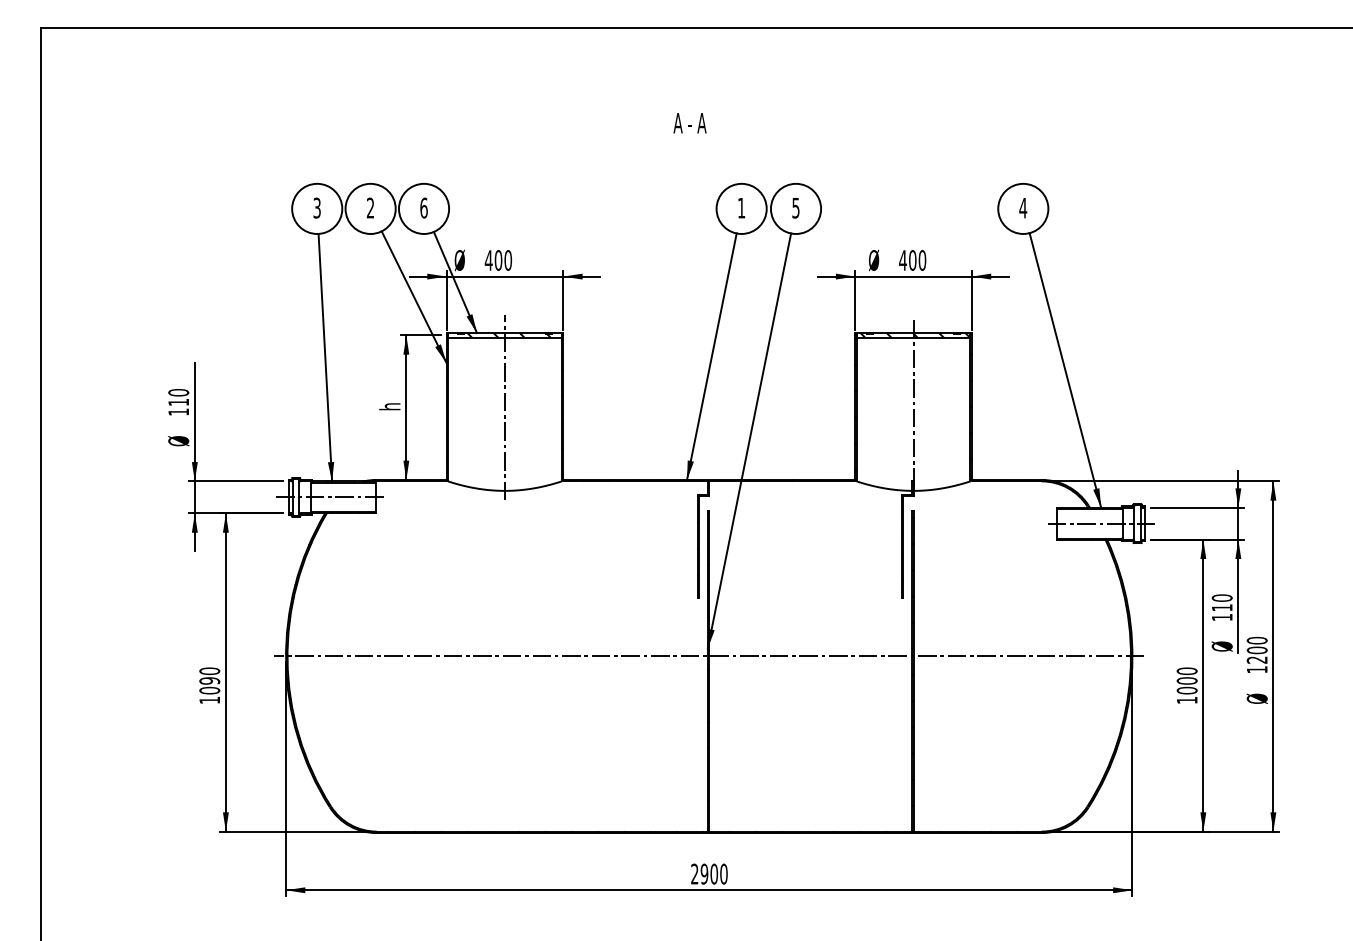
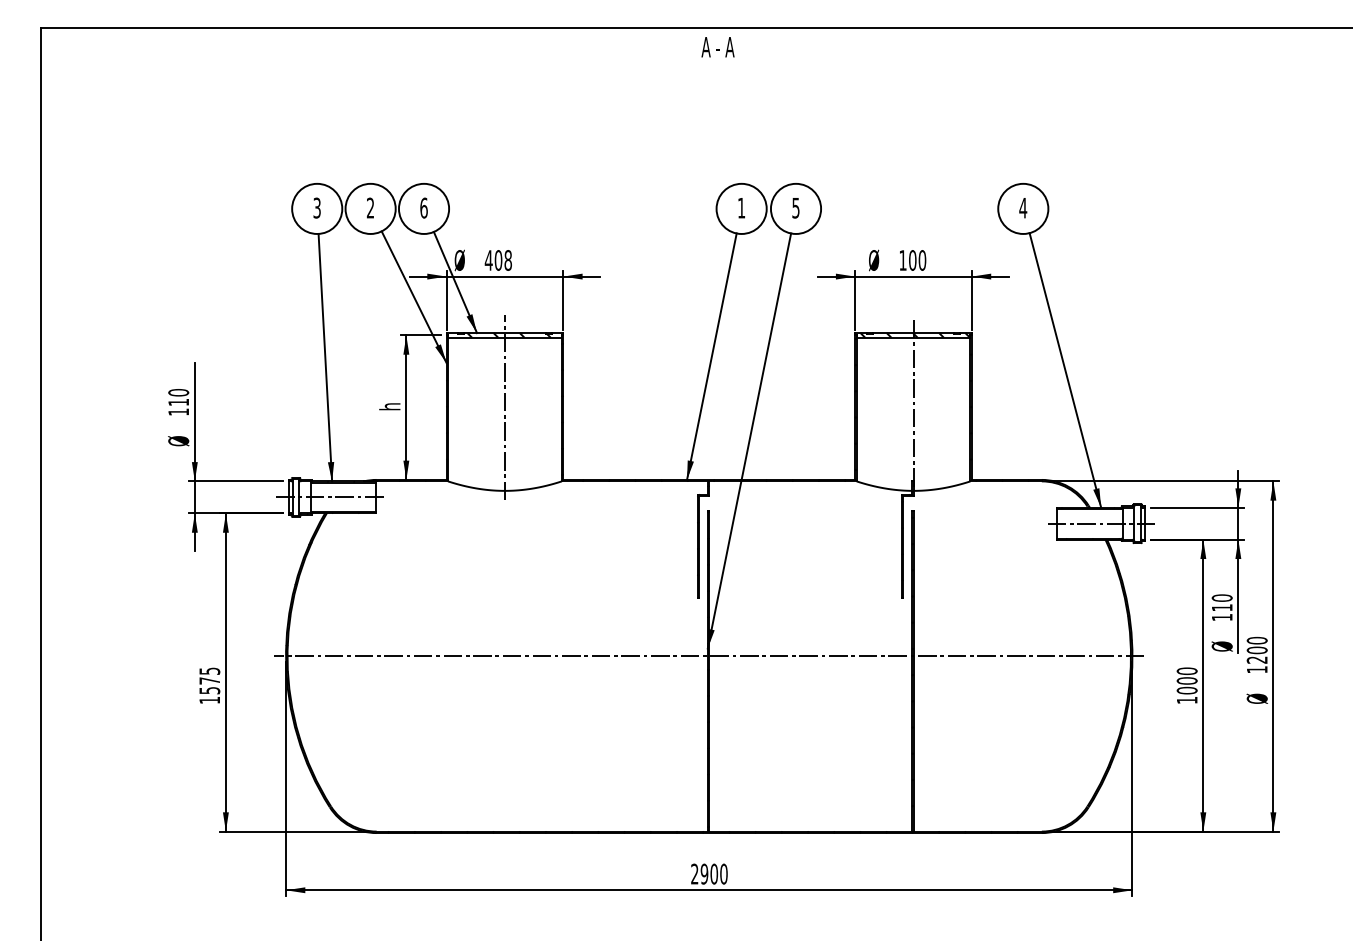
text position: (689, 123) -> (717, 47) (717, 47)
text: 400 -> 408 (508, 260)
text: 400 -> 100 (903, 260)
text: 1090 -> 1575 (209, 680)
